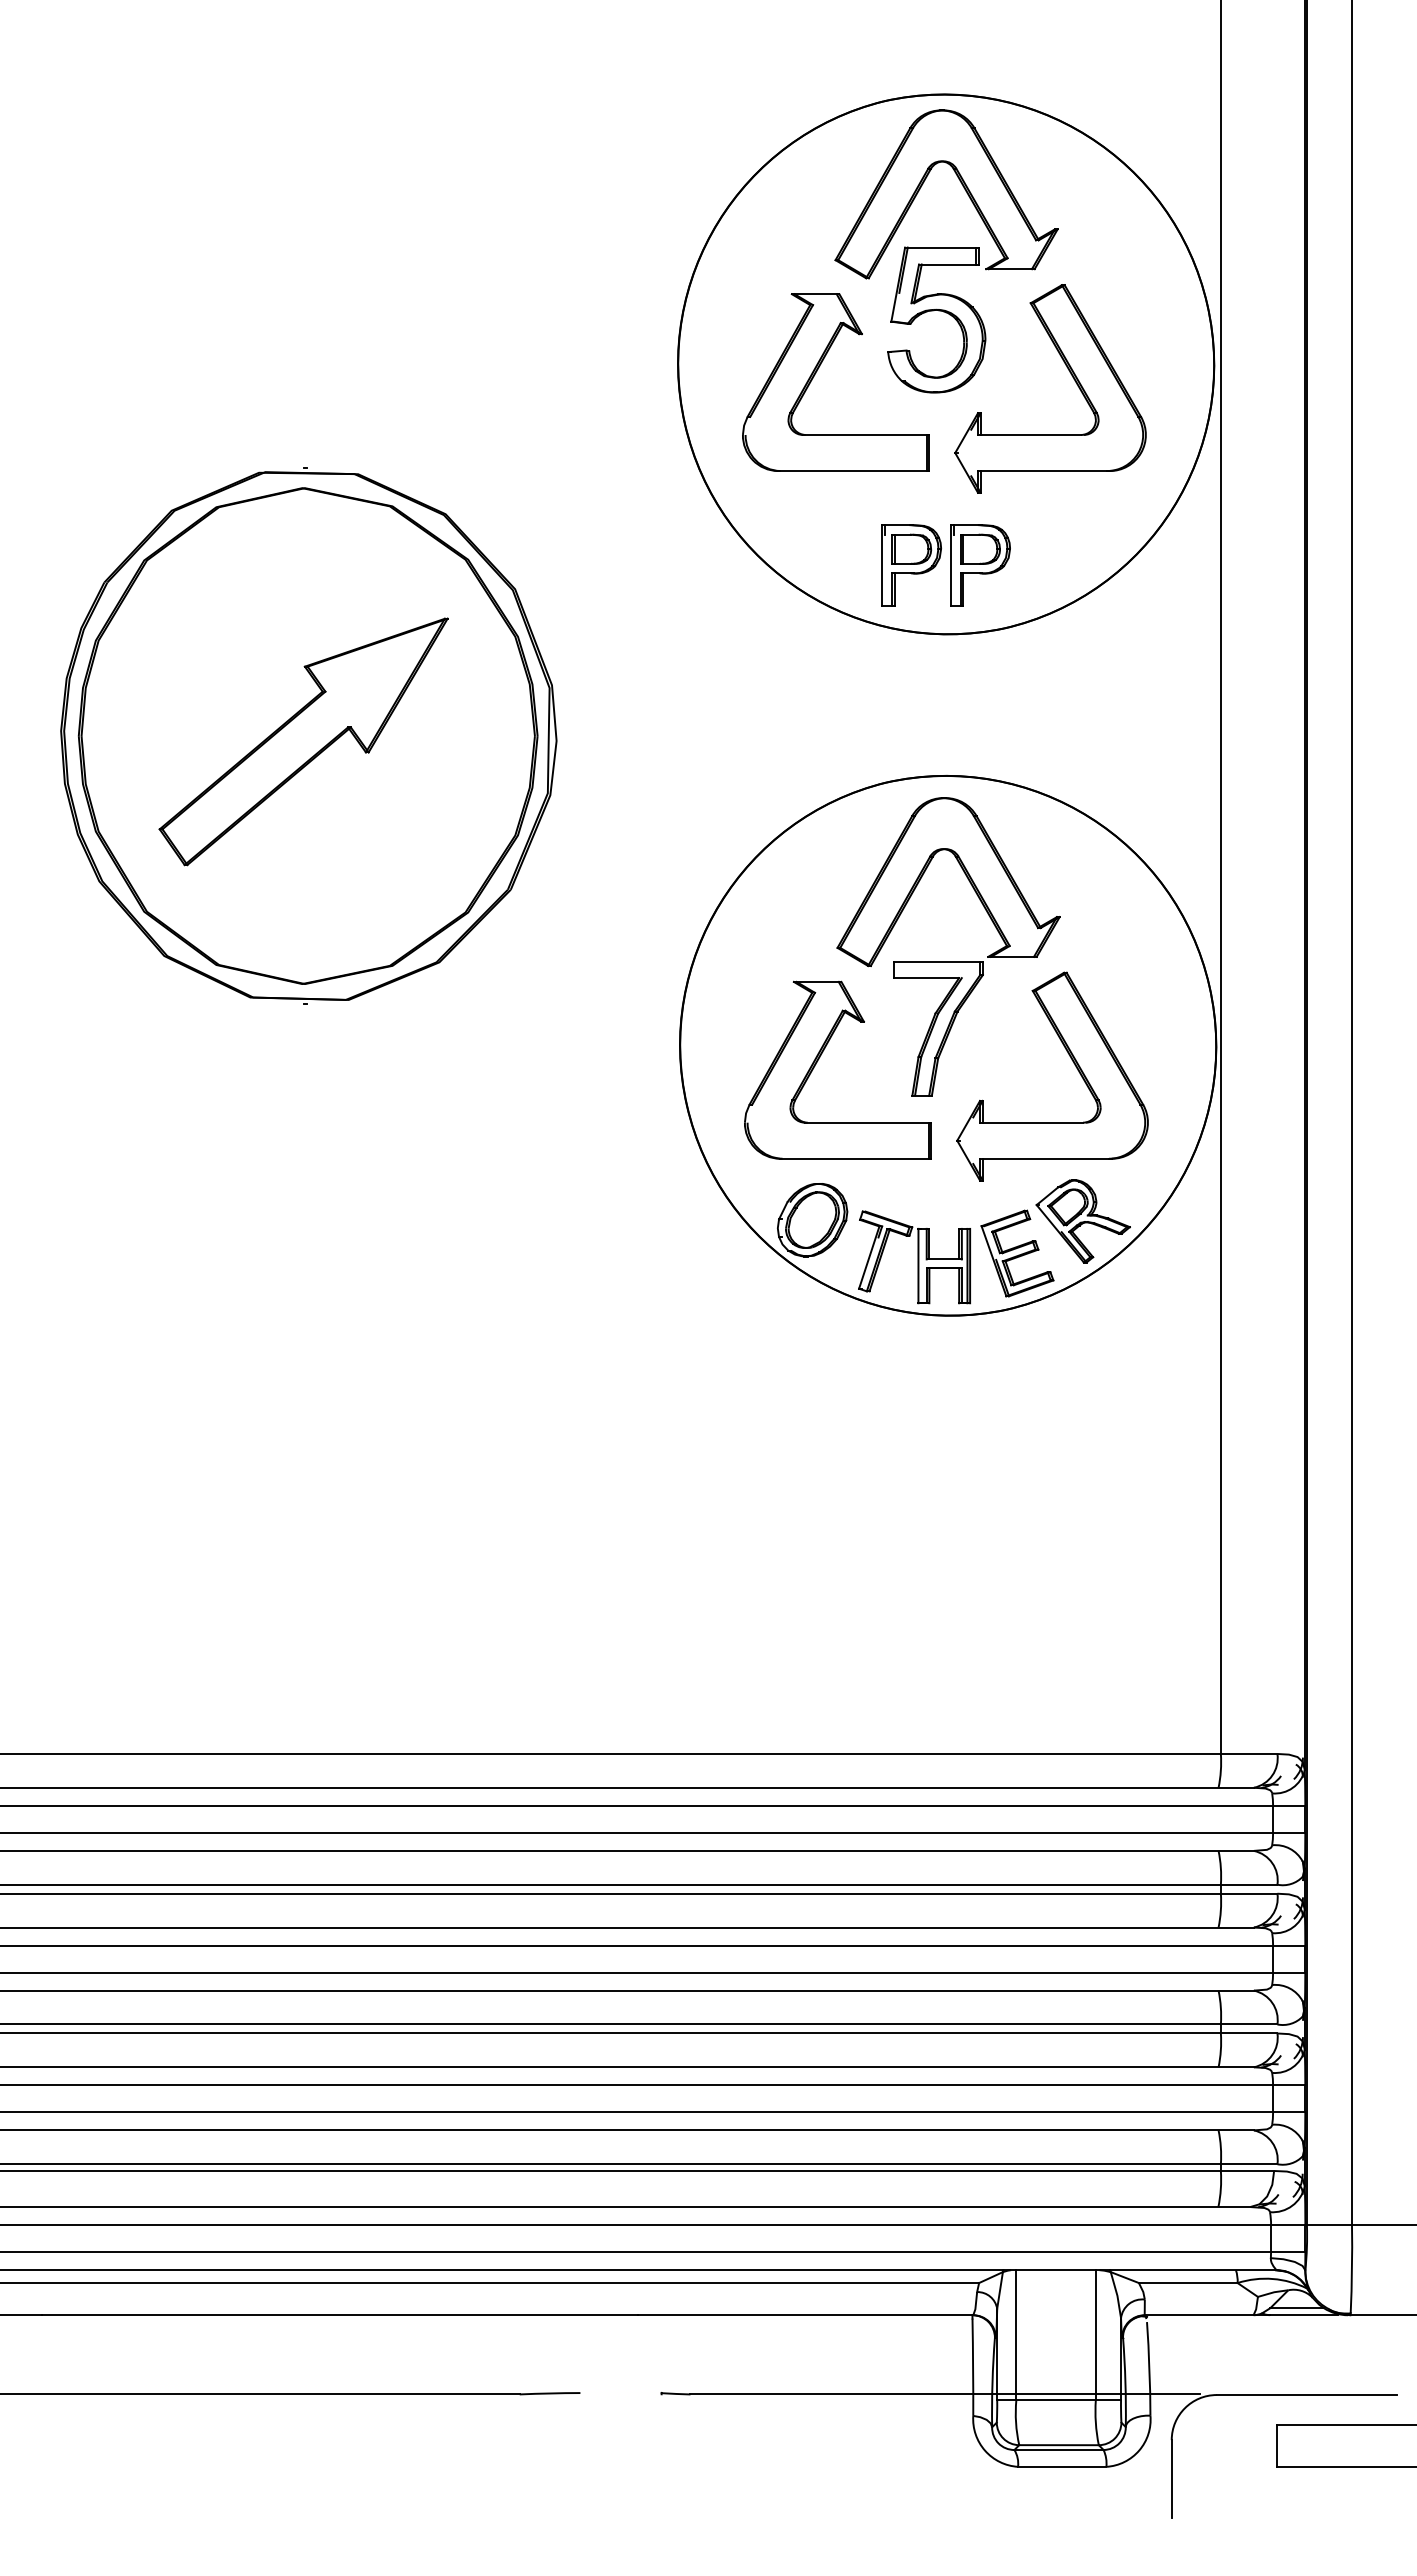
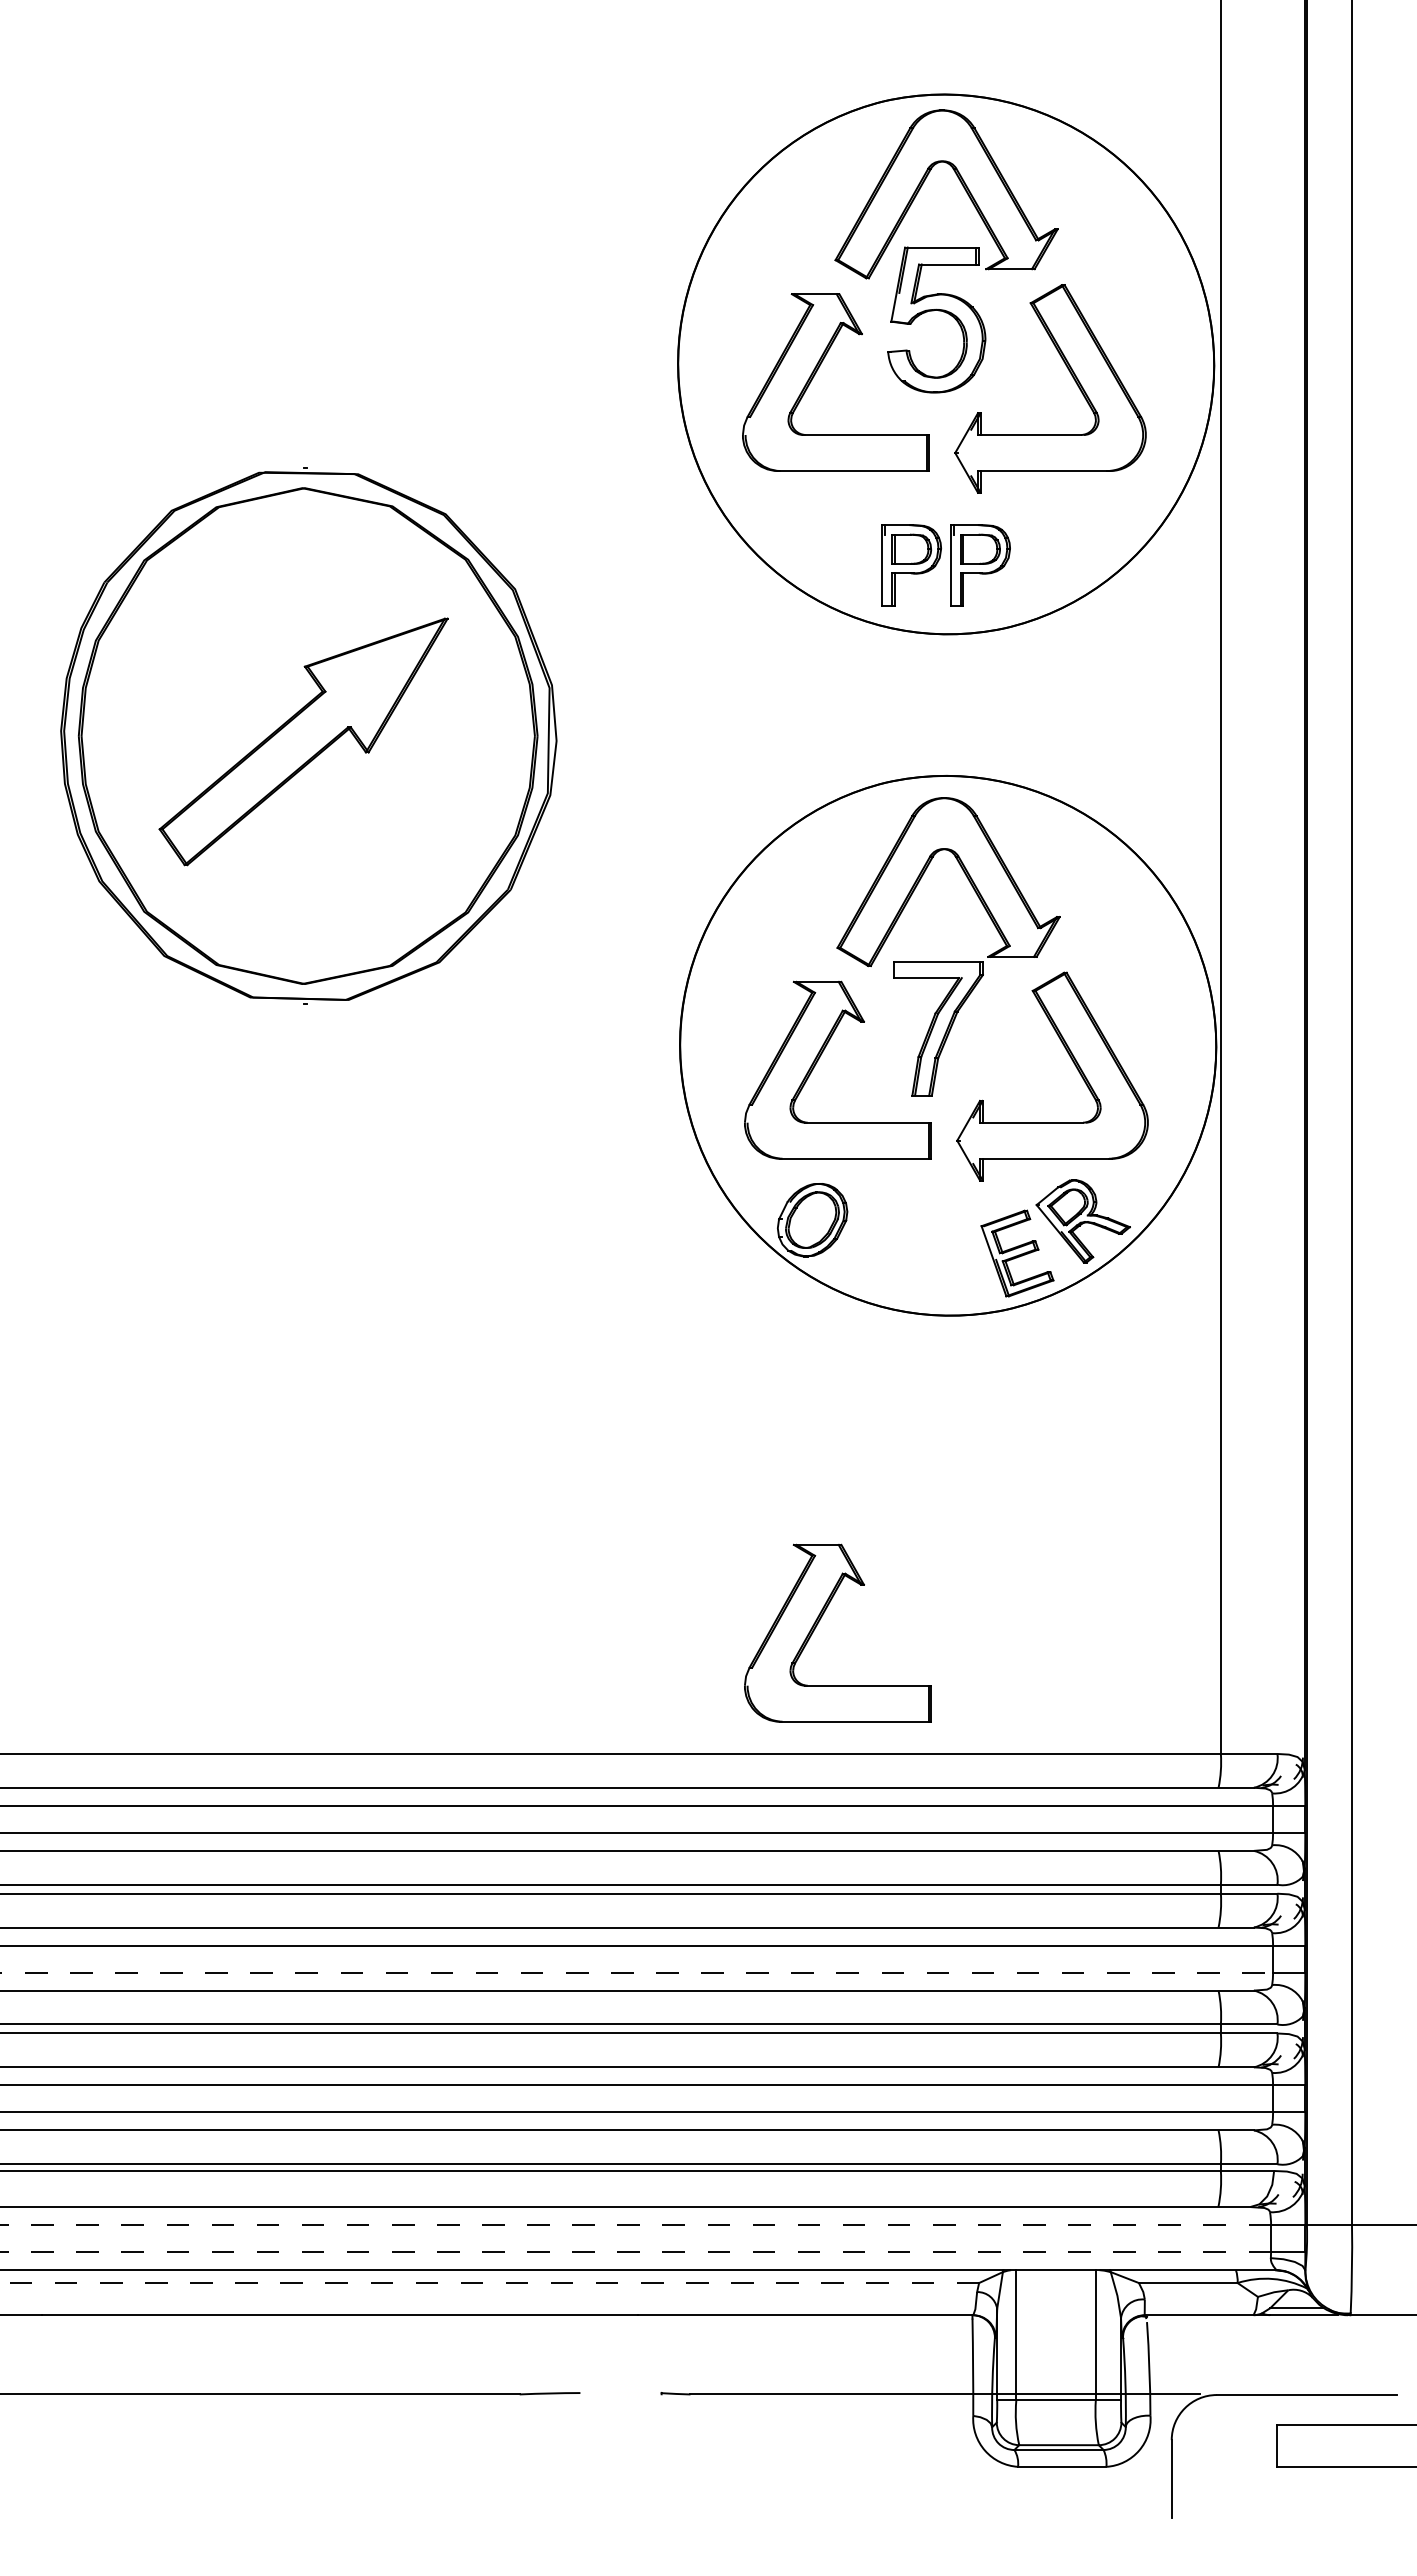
part: present -> none (914, 1257)
part: none -> present (819, 1622)
line: solid -> dashed (637, 1972)
line: solid -> dashed (635, 2225)
line: solid -> dashed (635, 2252)
line: solid -> dashed (489, 2283)
